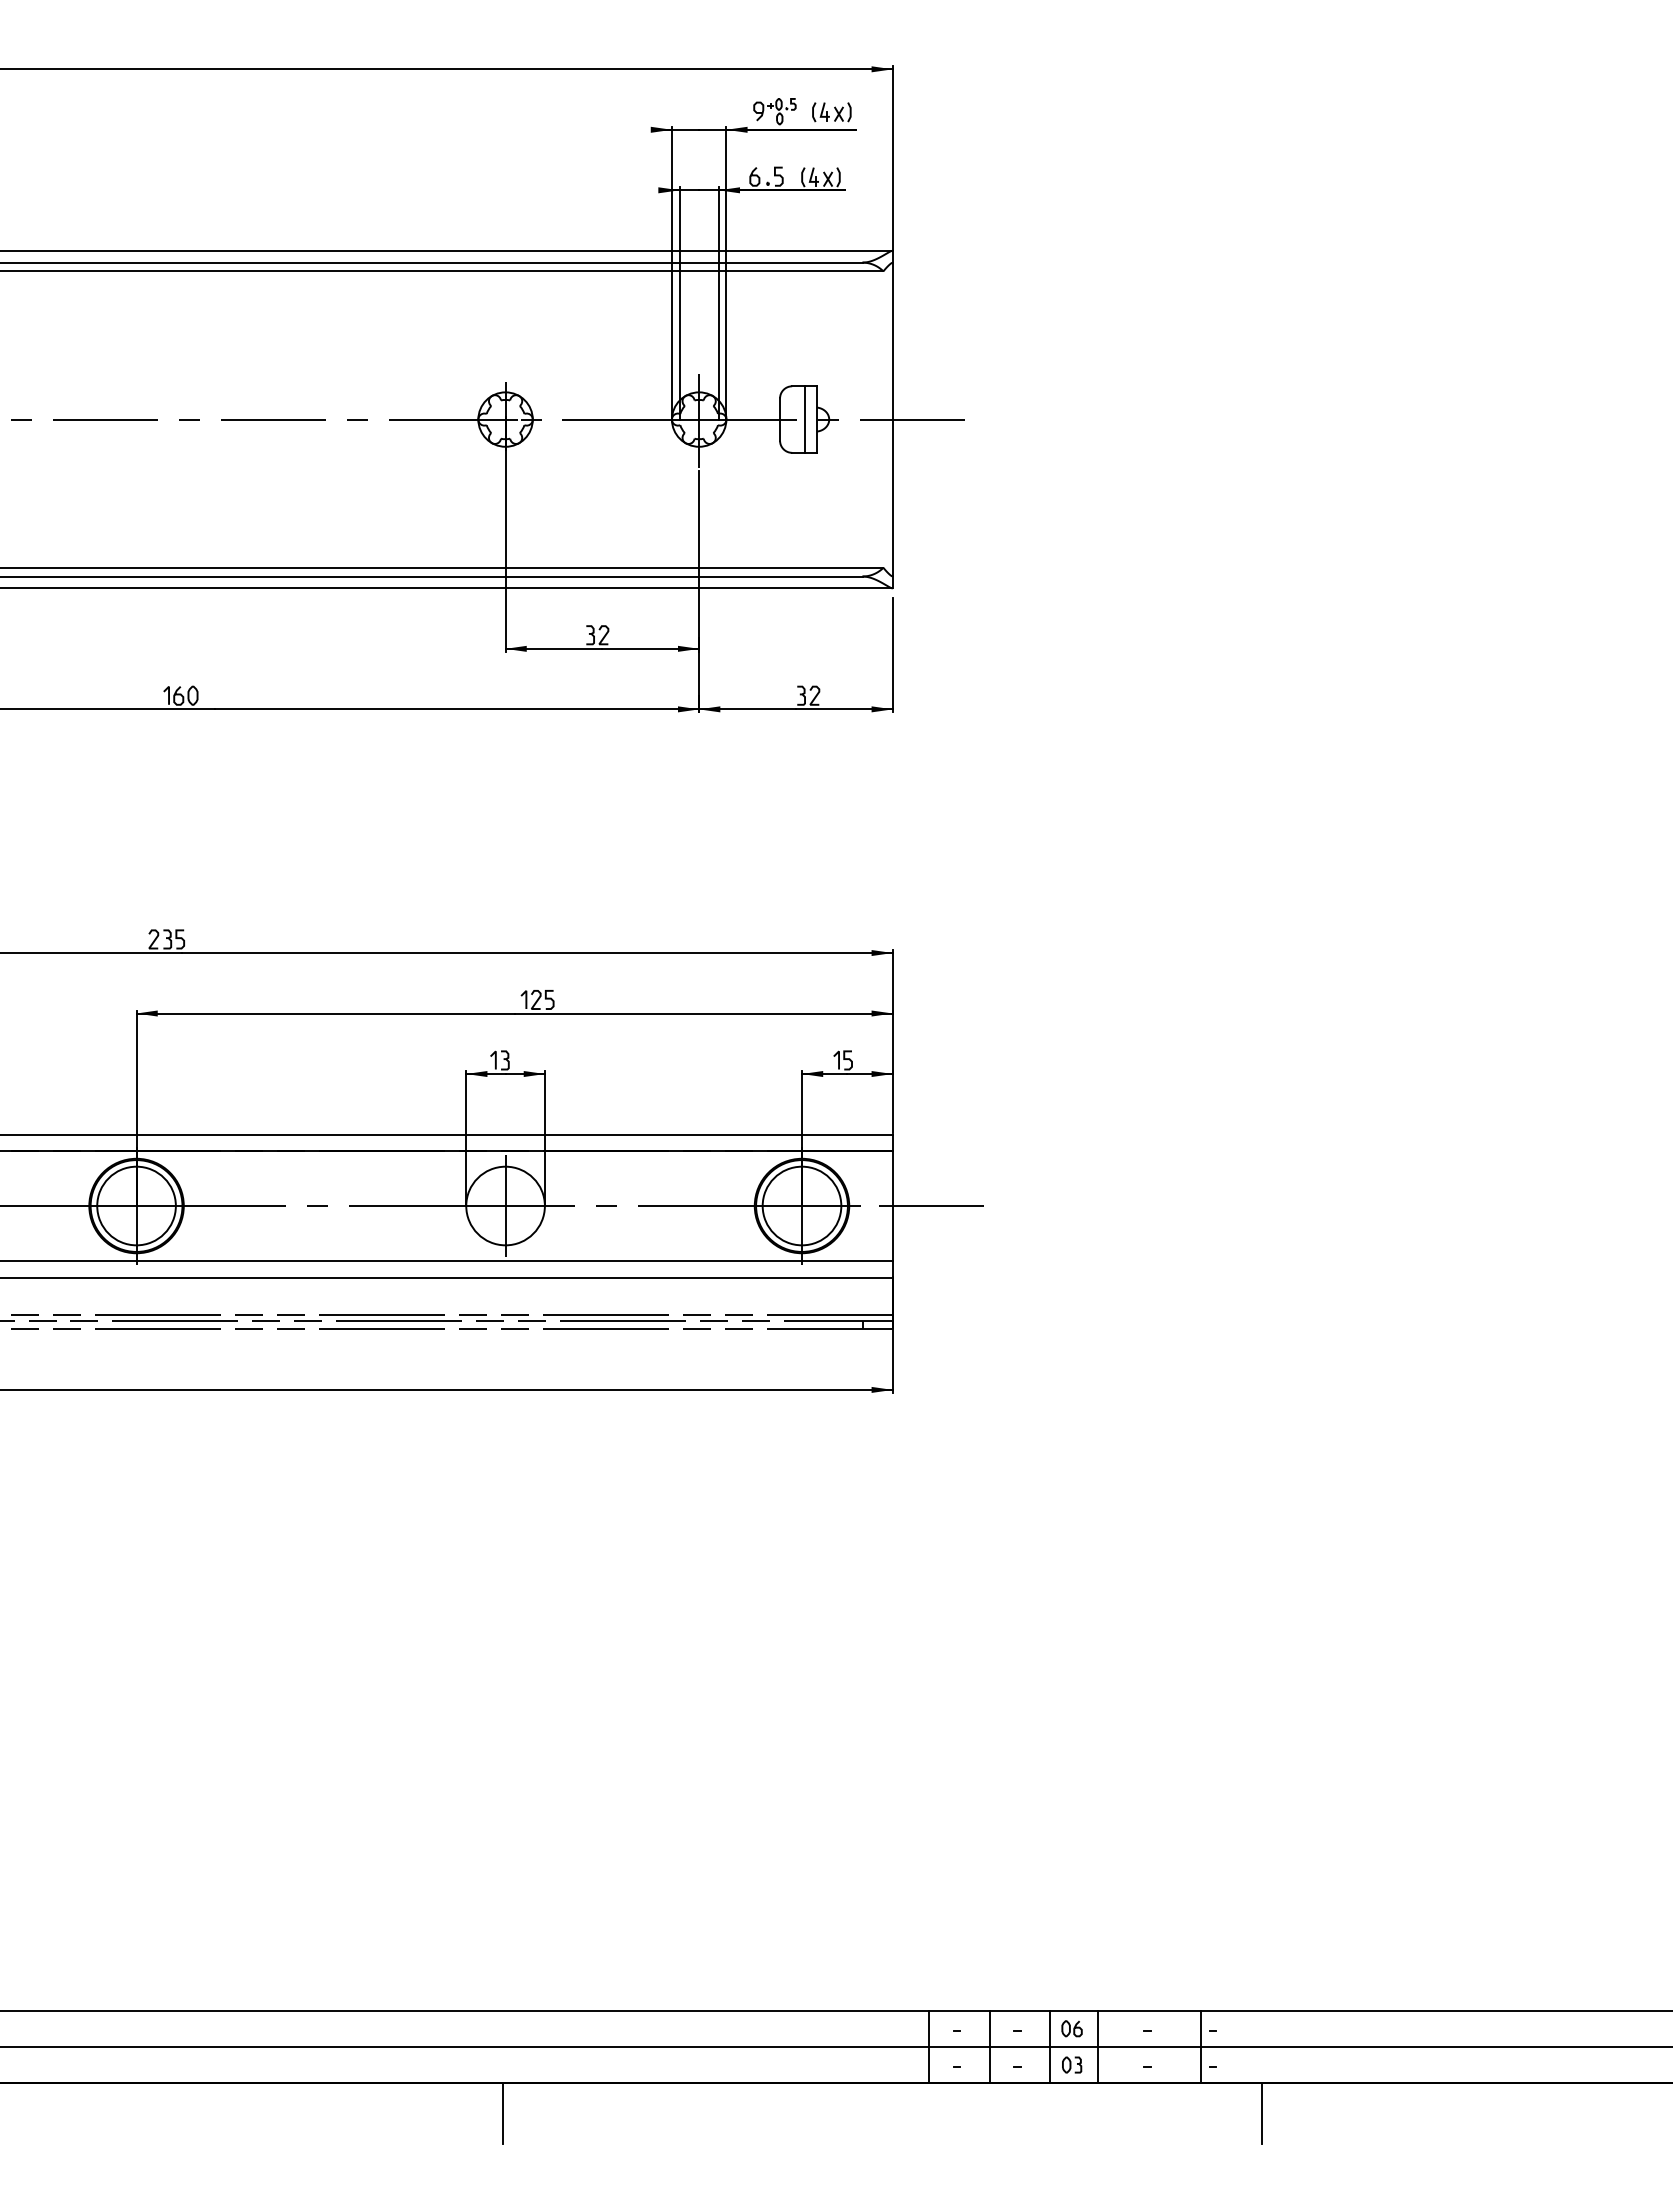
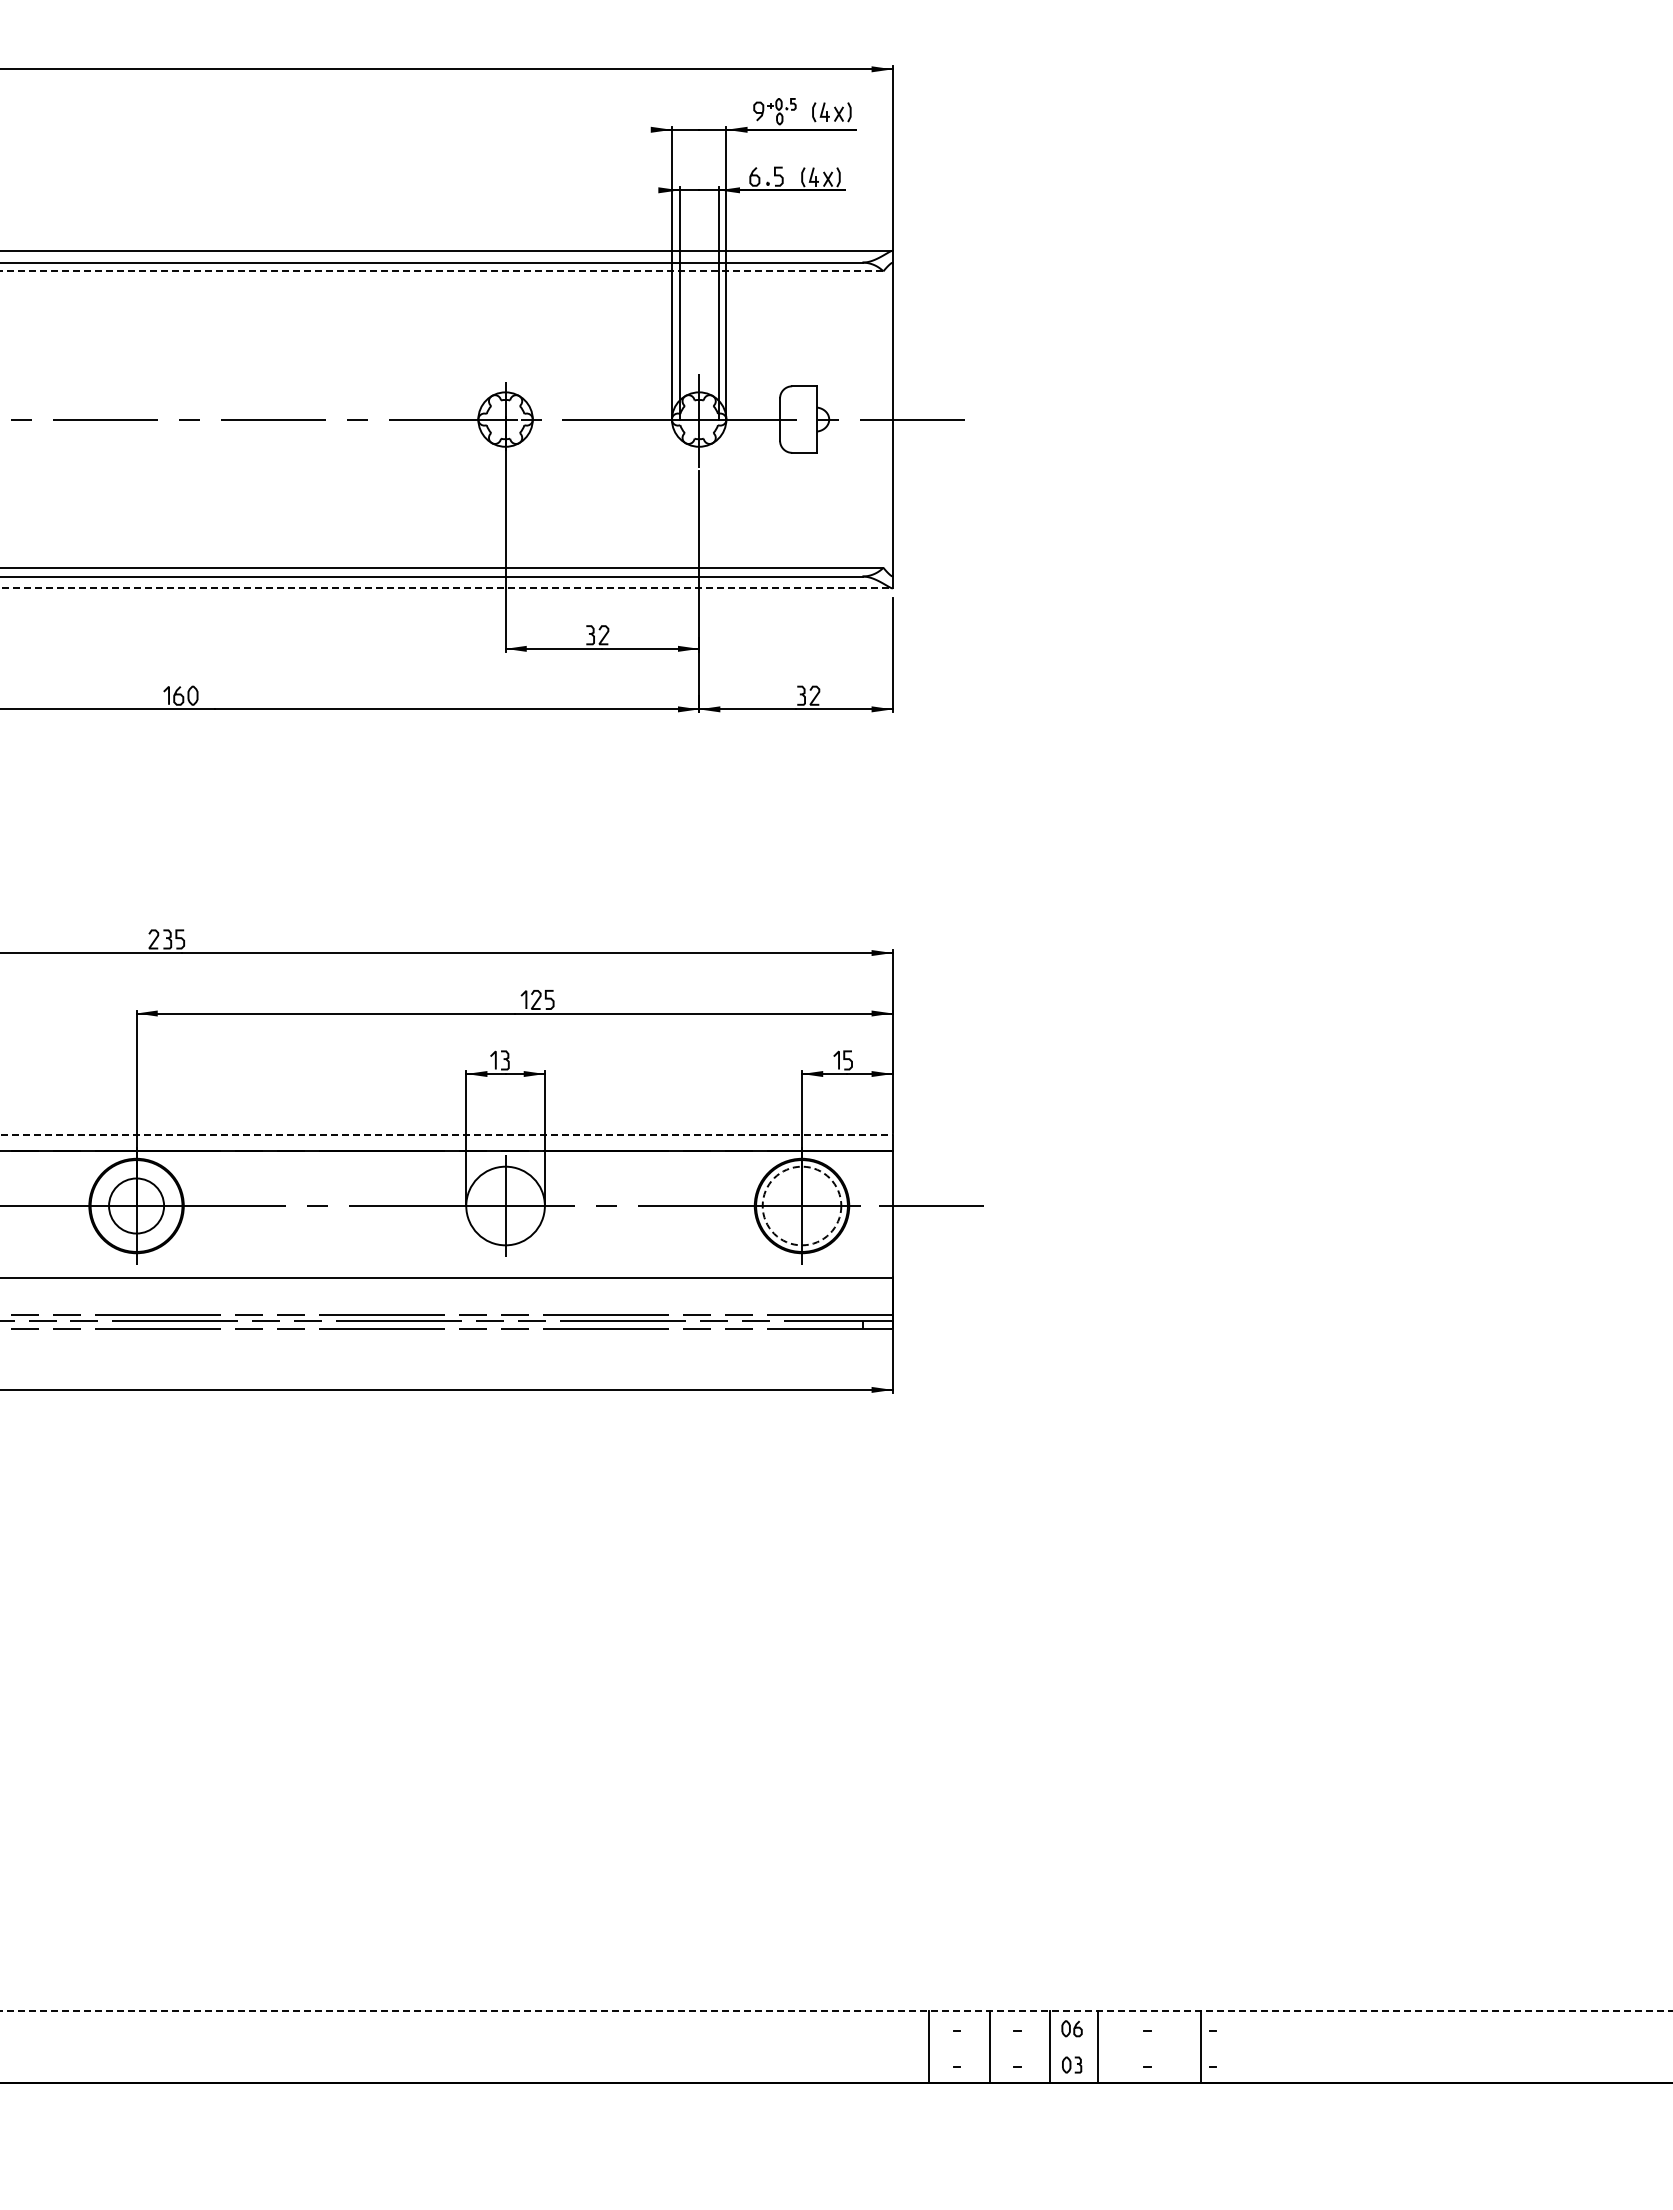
line: solid -> dashed (441, 271)
line: present -> none (805, 419)
line: solid -> dashed (446, 588)
line: solid -> dashed (446, 1134)
circle diameter: 79 px -> 55 px (136, 1205)
circle: solid -> dashed (801, 1205)
line: present -> none (447, 1260)
line: solid -> dashed (836, 2010)
line: present -> none (835, 2046)
line: present -> none (502, 2113)
line: present -> none (1261, 2113)
